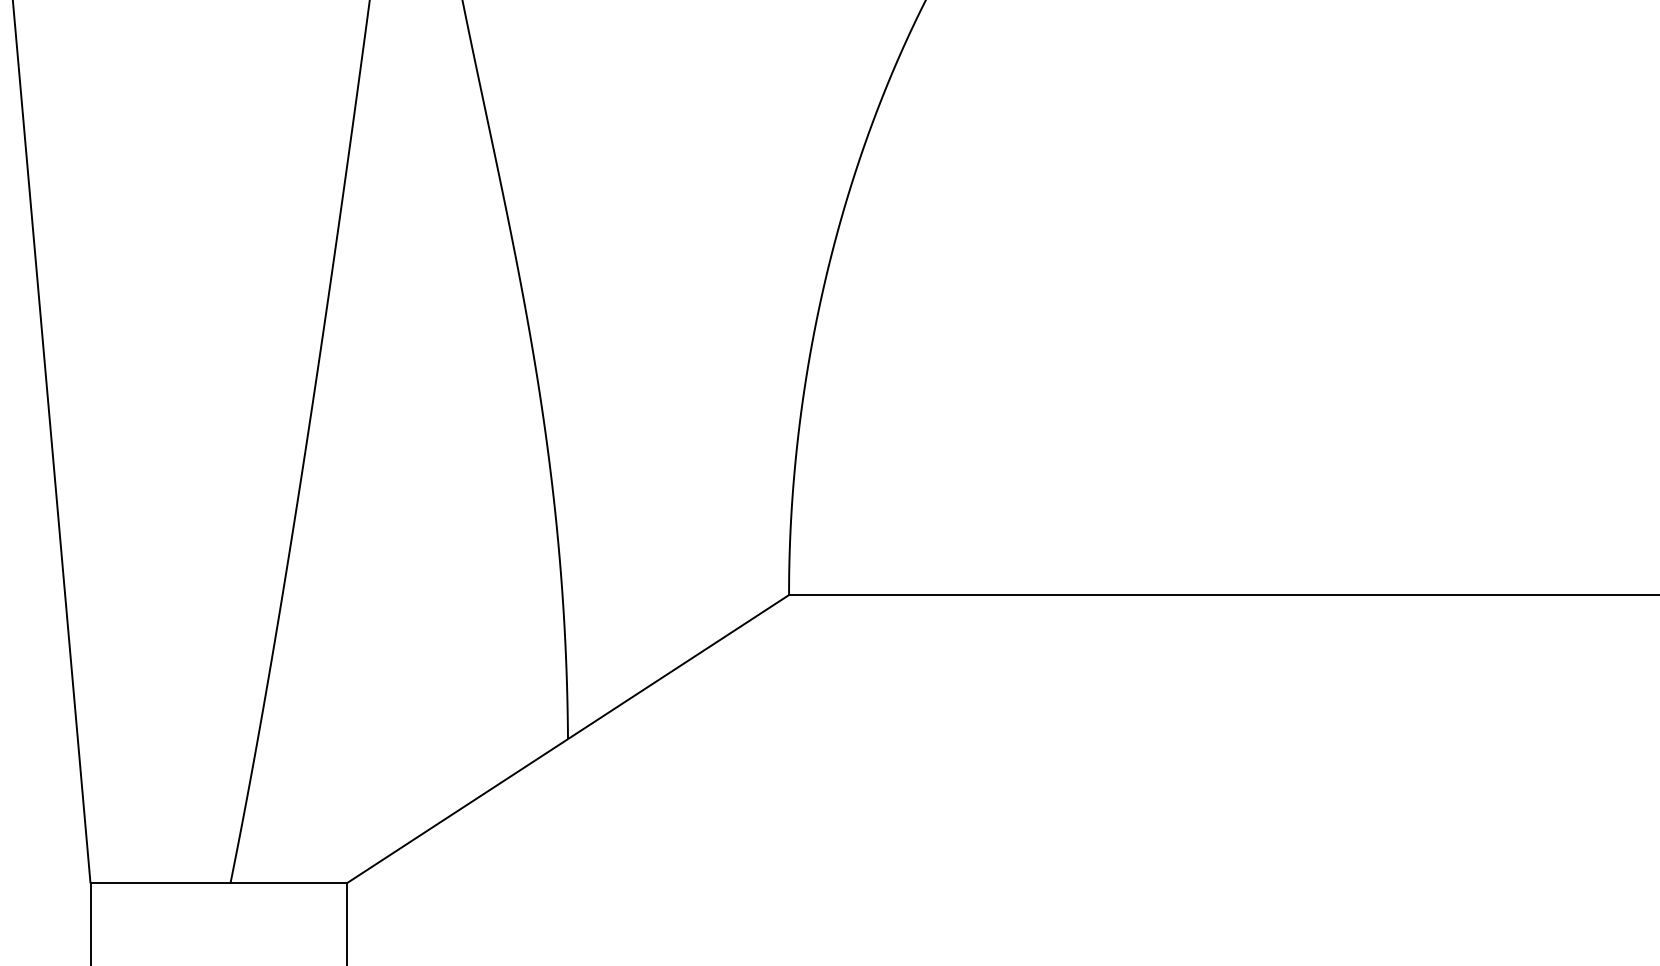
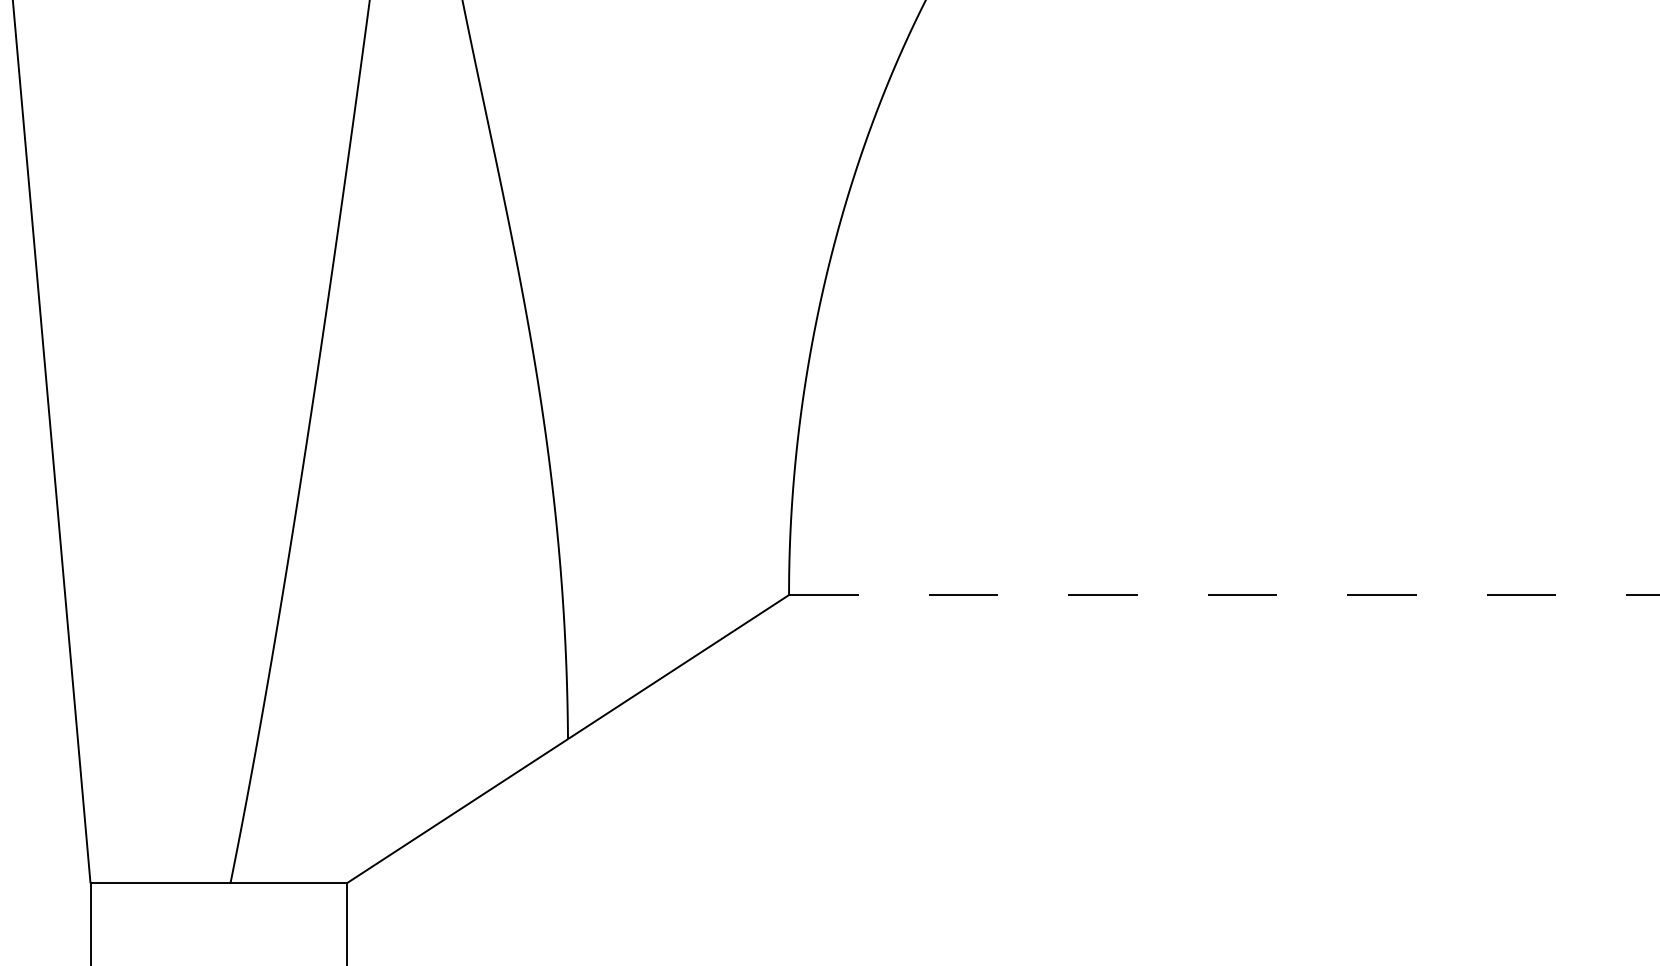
line: solid -> dashed (1225, 595)
